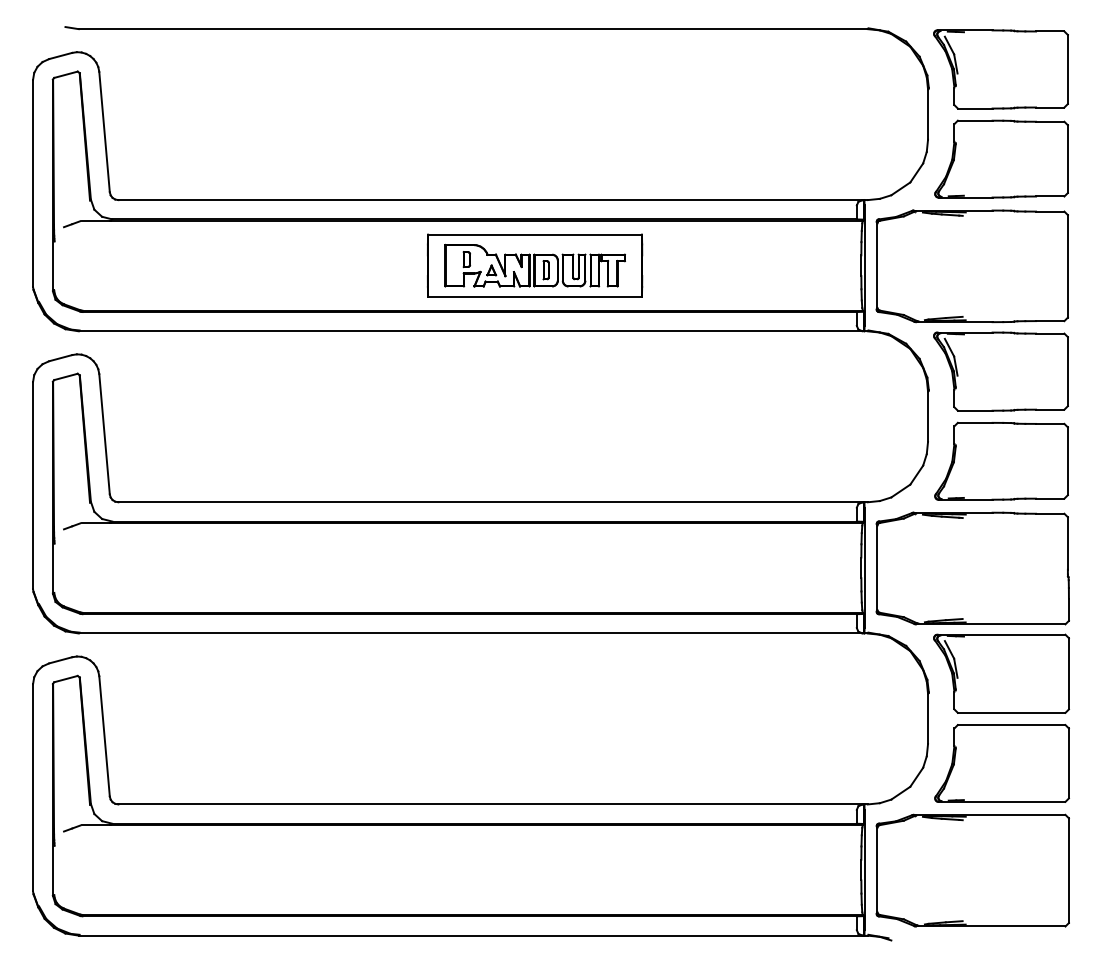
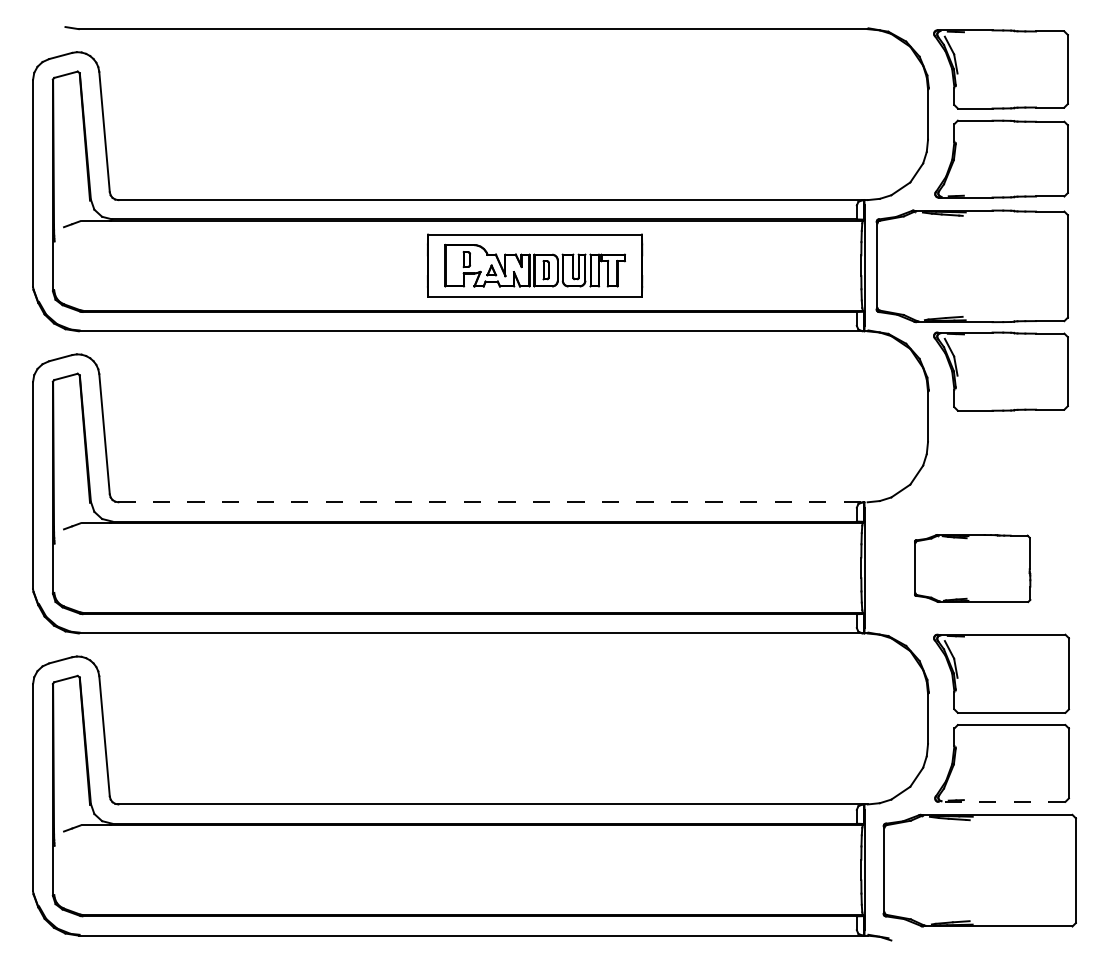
part: present -> none (1001, 460)
line: solid -> dashed (493, 502)
part size: 195x115 px -> 118x70 px (972, 568)
line: solid -> dashed (1001, 801)
part position: (972, 870) -> (979, 870) (979, 870)
